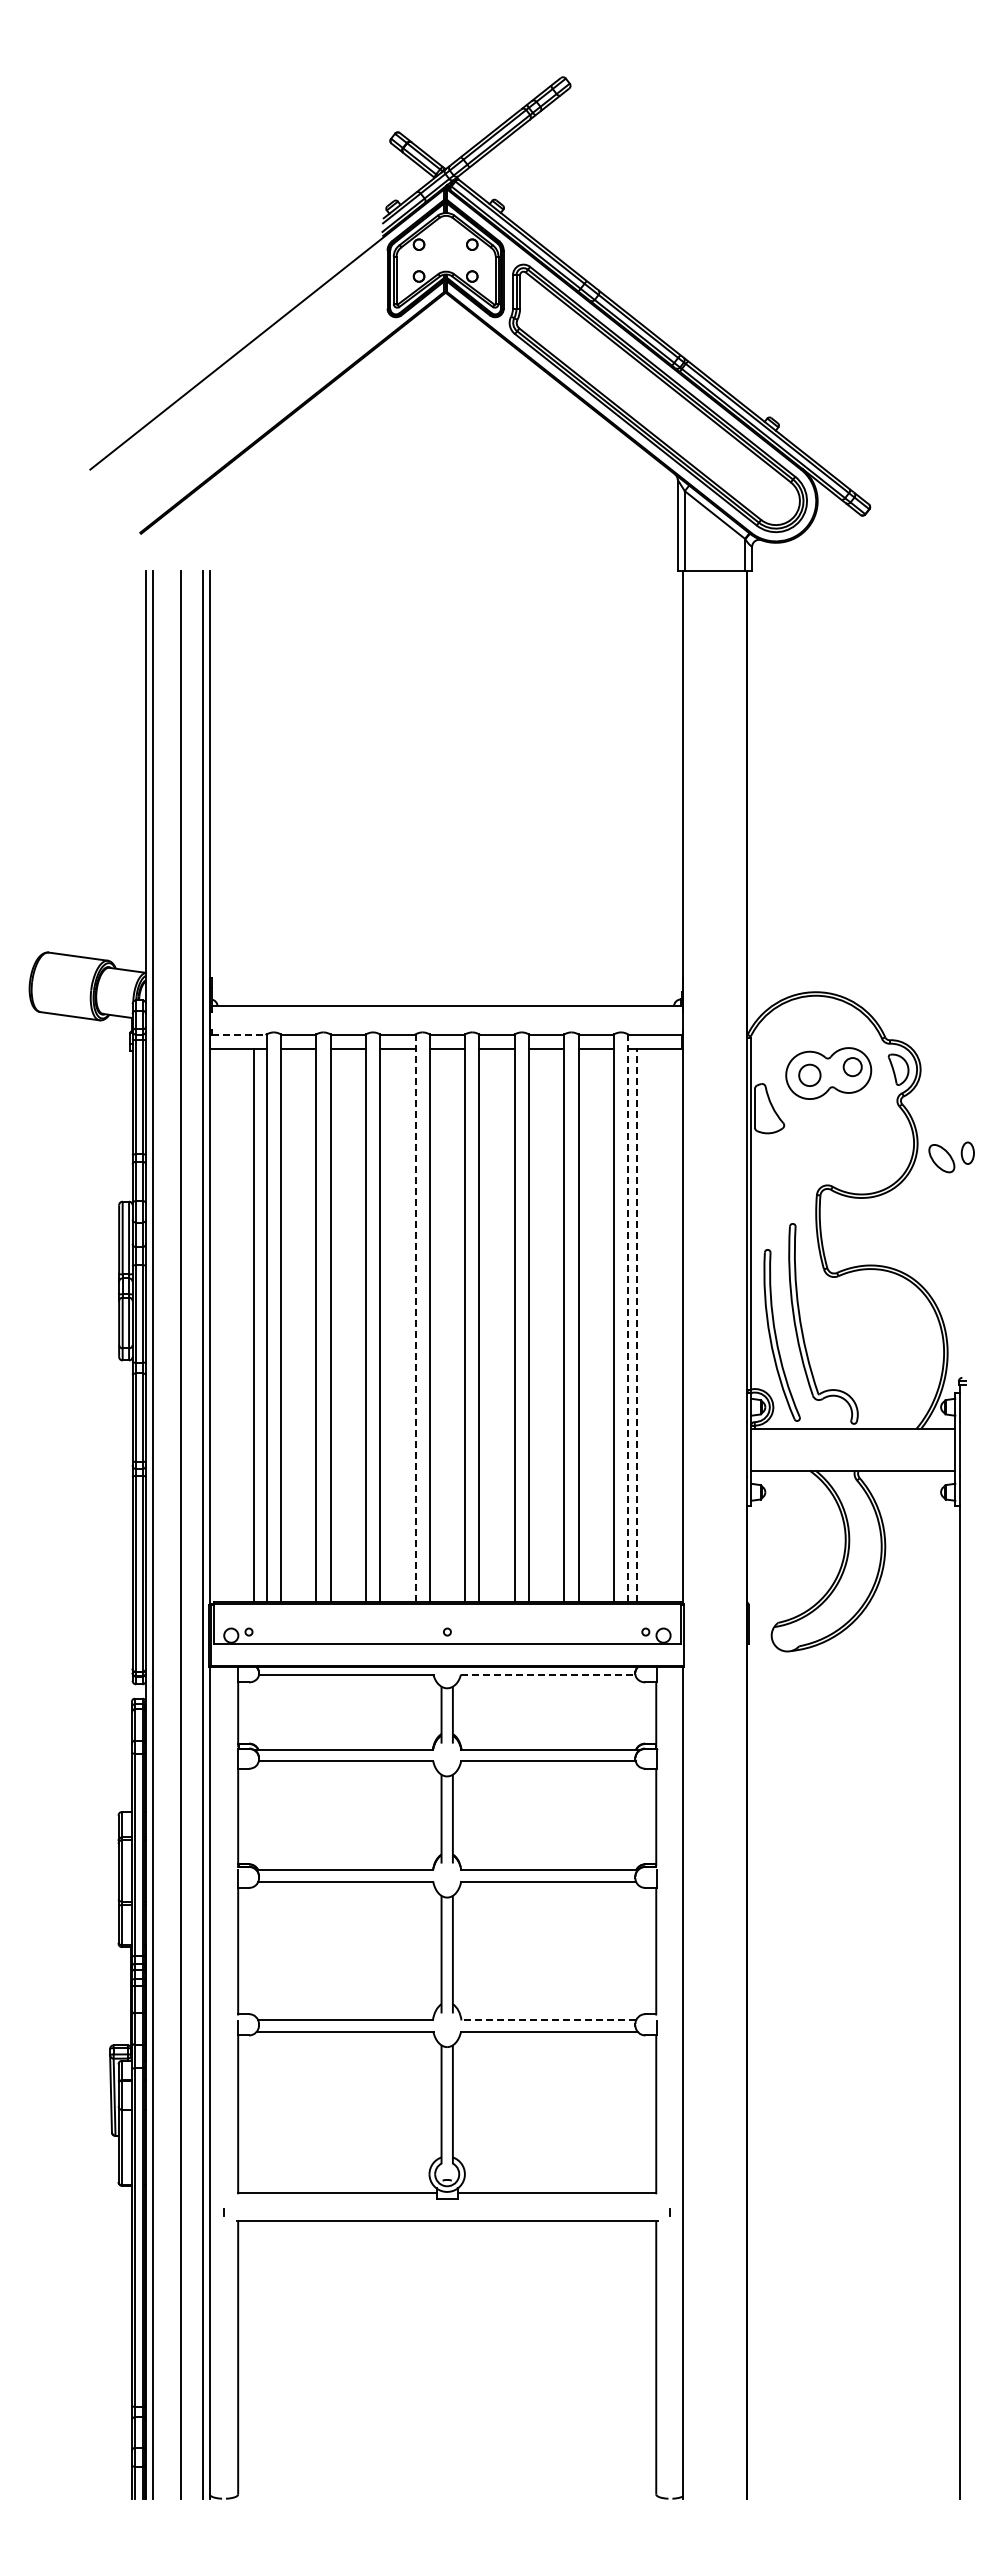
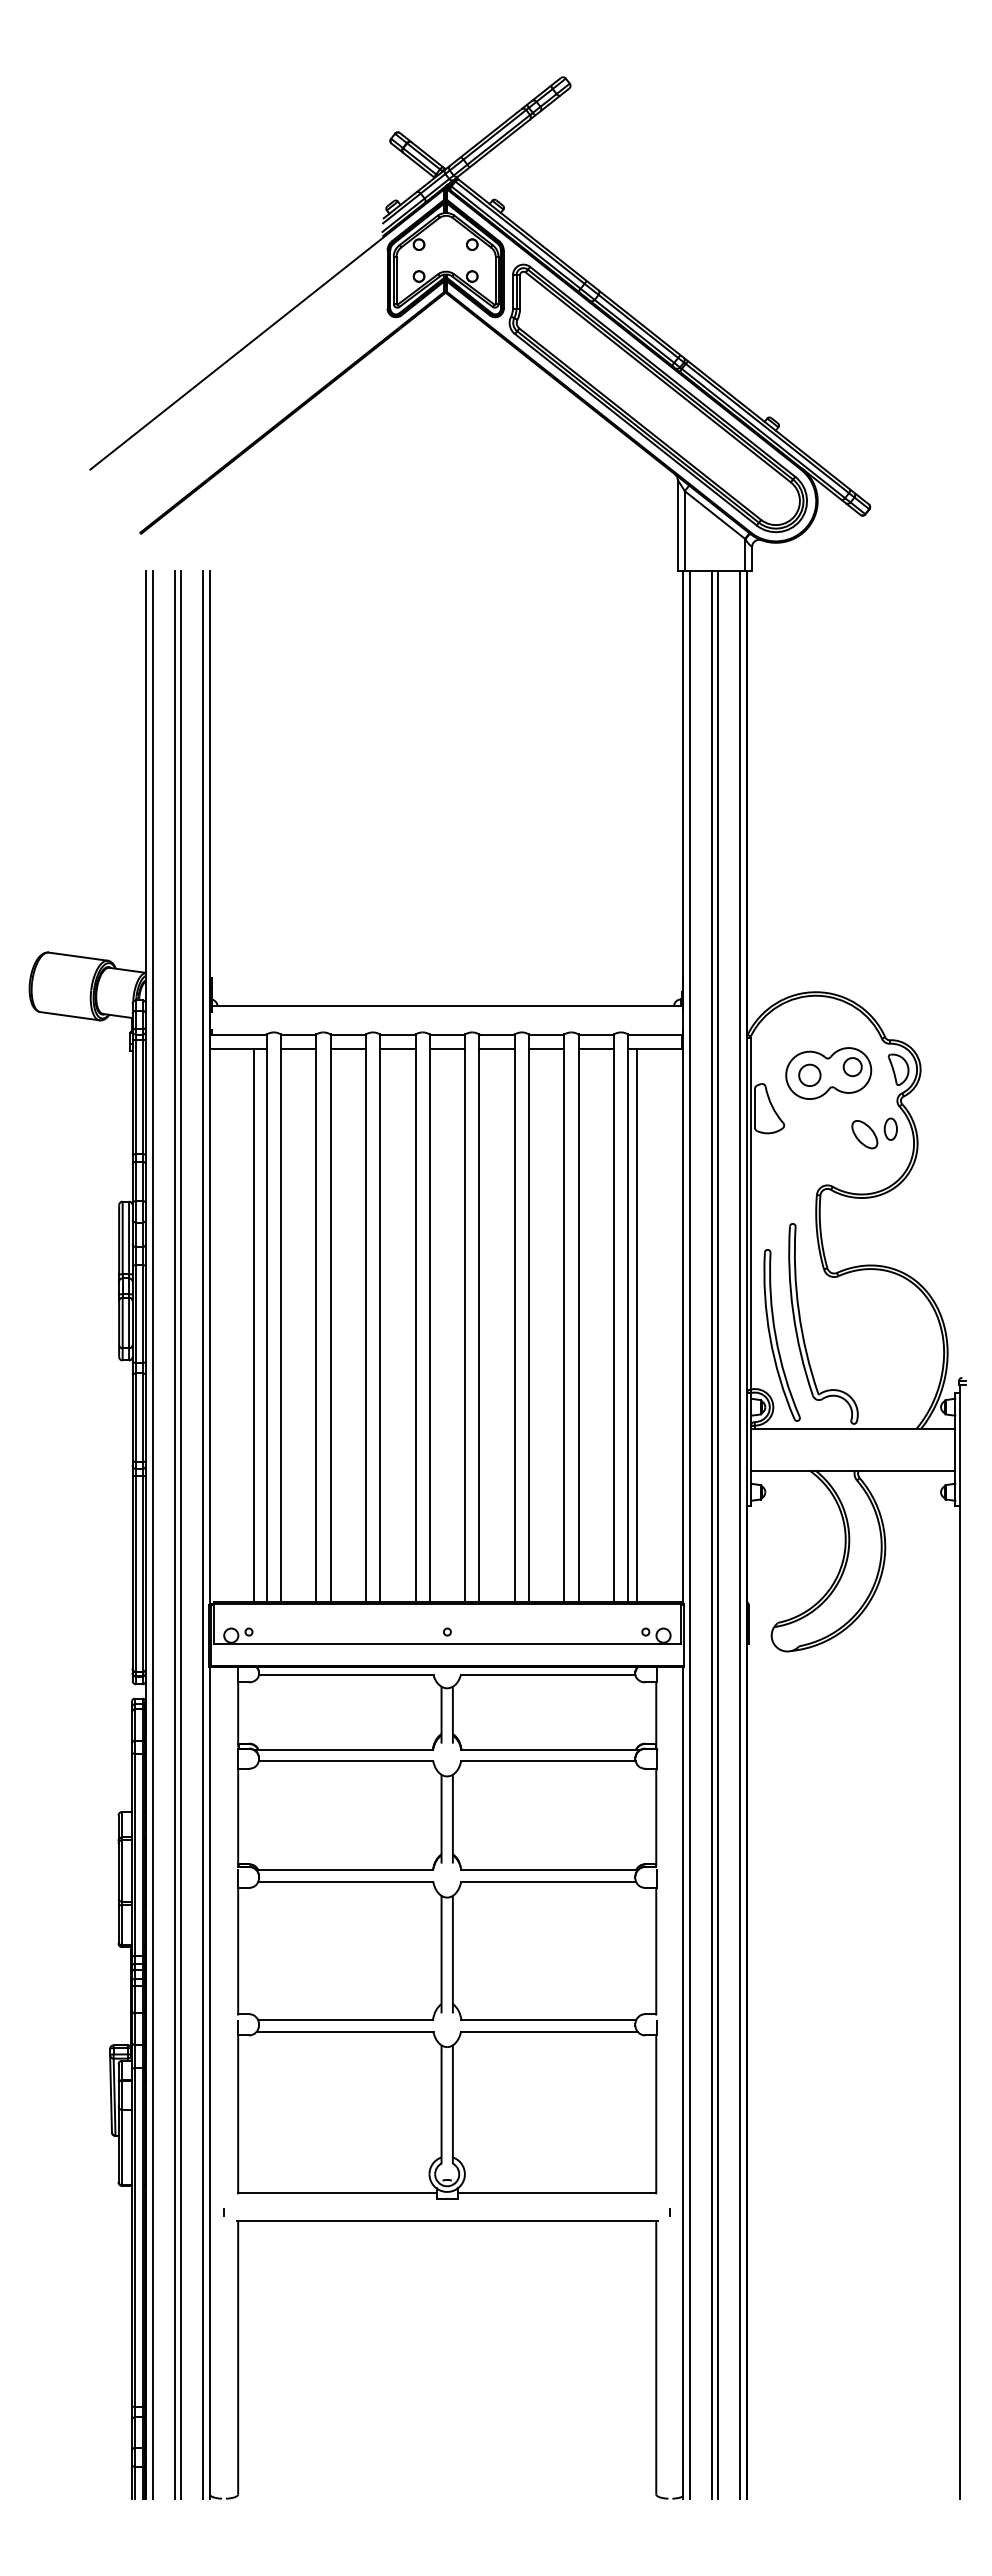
line: dashed -> solid (239, 1034)
part position: (951, 1157) -> (874, 1133) (874, 1133)
line: dashed -> solid (415, 1318)
line: dashed -> solid (628, 1318)
line: dashed -> solid (637, 1324)
line: none -> present (175, 1534)
line: none -> present (690, 1534)
line: none -> present (712, 1534)
line: none -> present (717, 1534)
line: none -> present (739, 1534)
line: dashed -> solid (548, 1674)
line: dashed -> solid (548, 2020)
